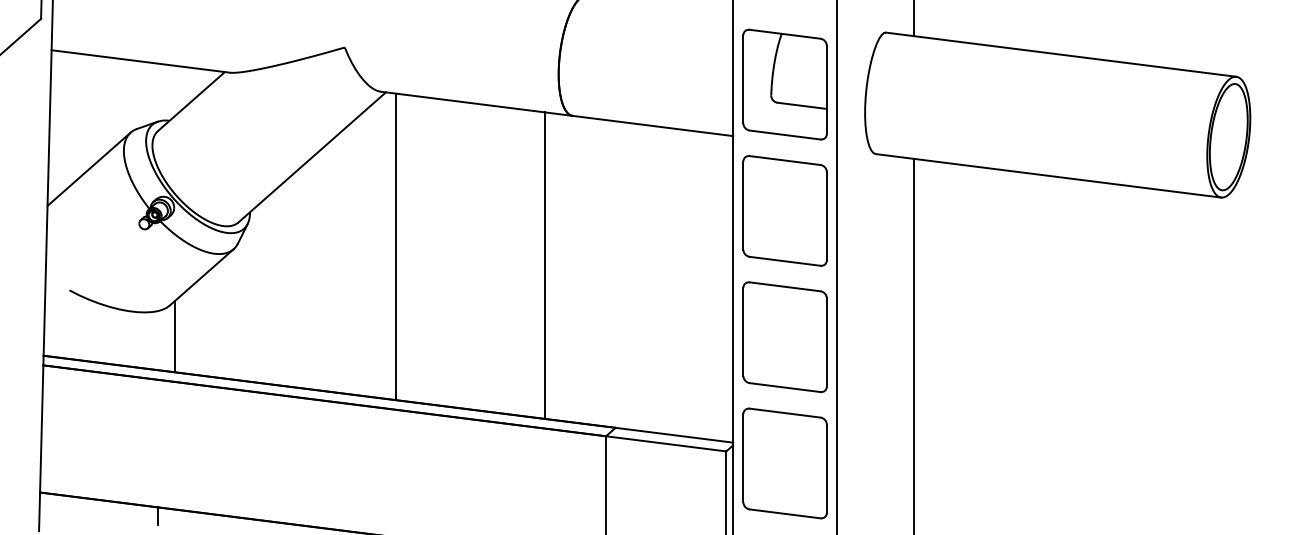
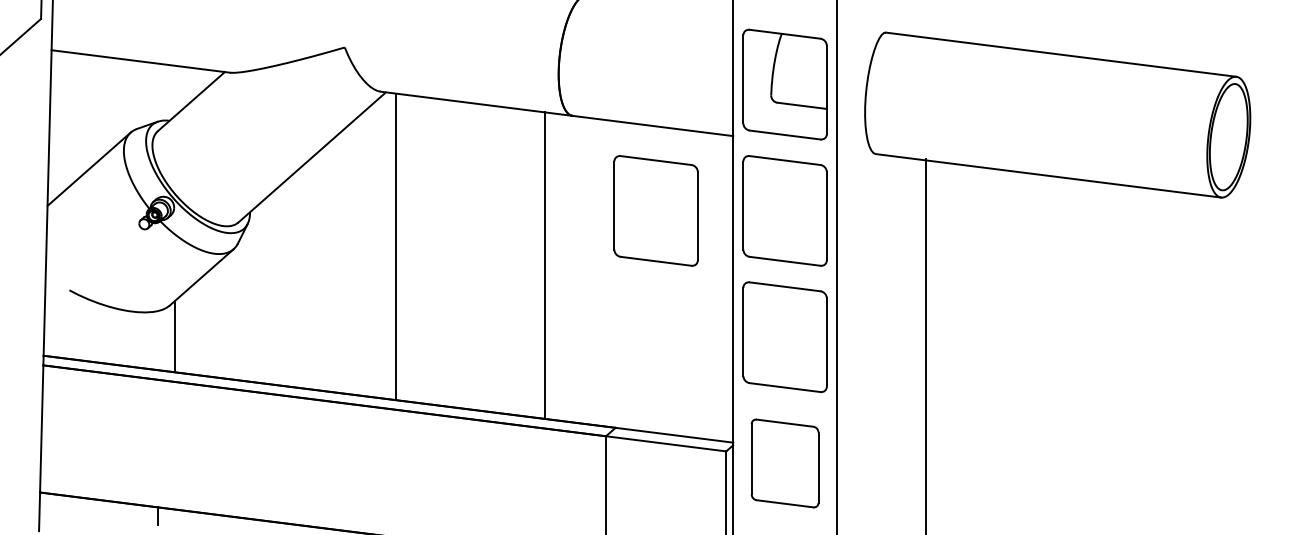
line: present -> none (914, 19)
part: none -> present (655, 210)
line position: (914, 344) -> (926, 344) (926, 344)
part size: 86x113 px -> 70x91 px (784, 463)
